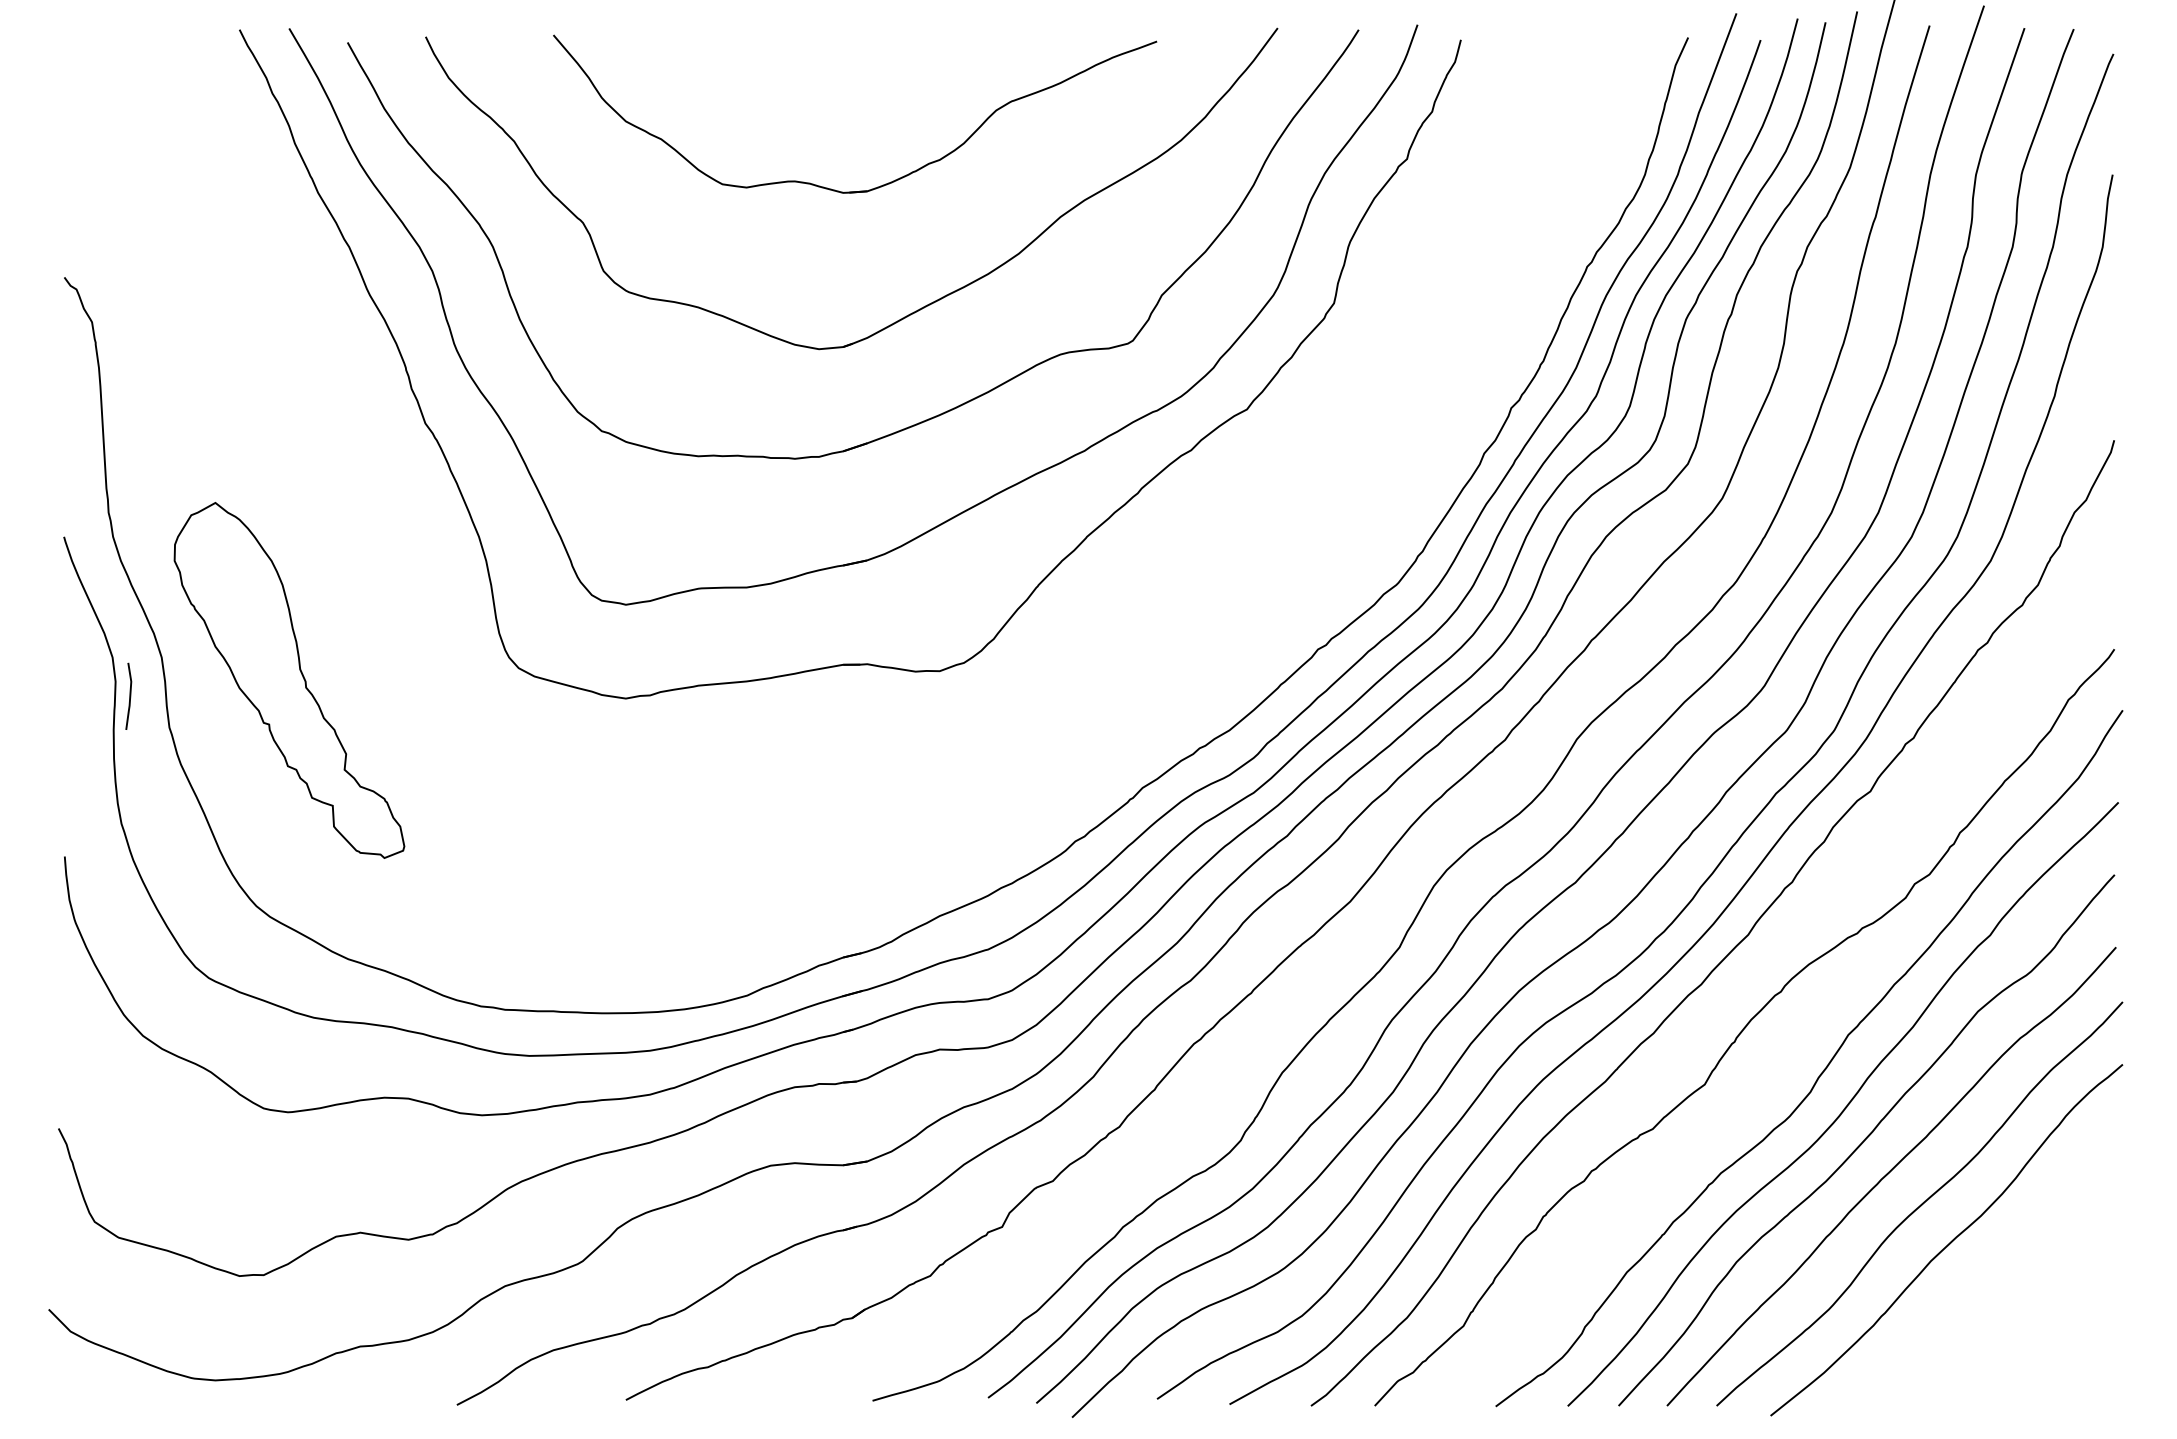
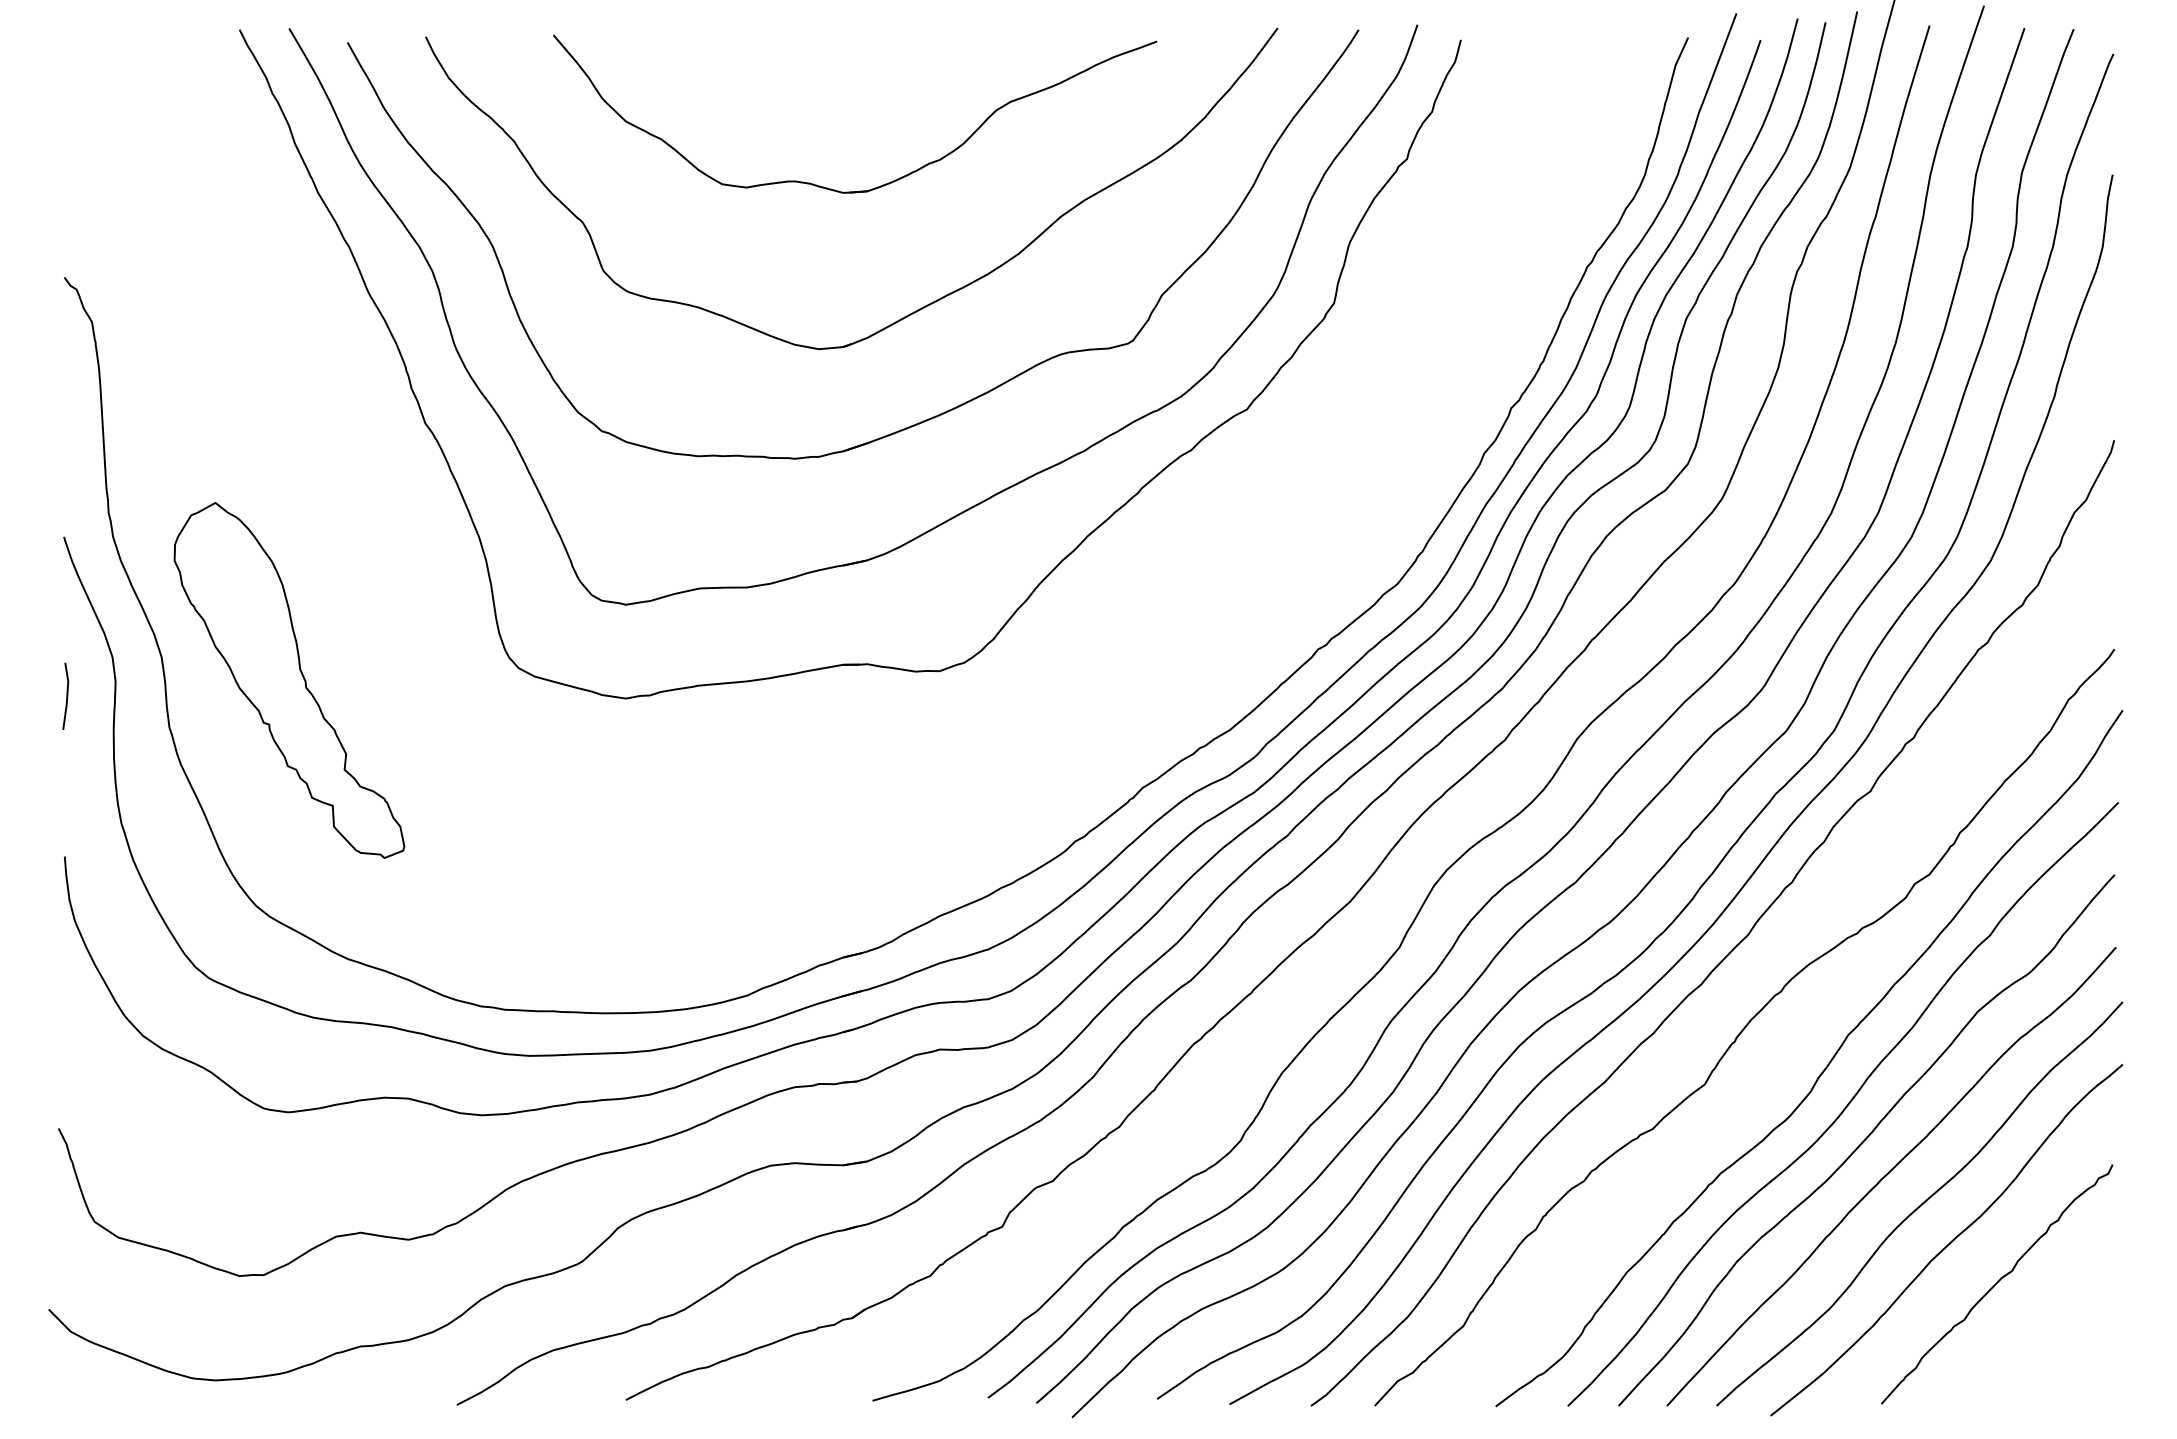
line position: (129, 695) -> (66, 695) (66, 695)
curve: none -> present (1997, 1283)
